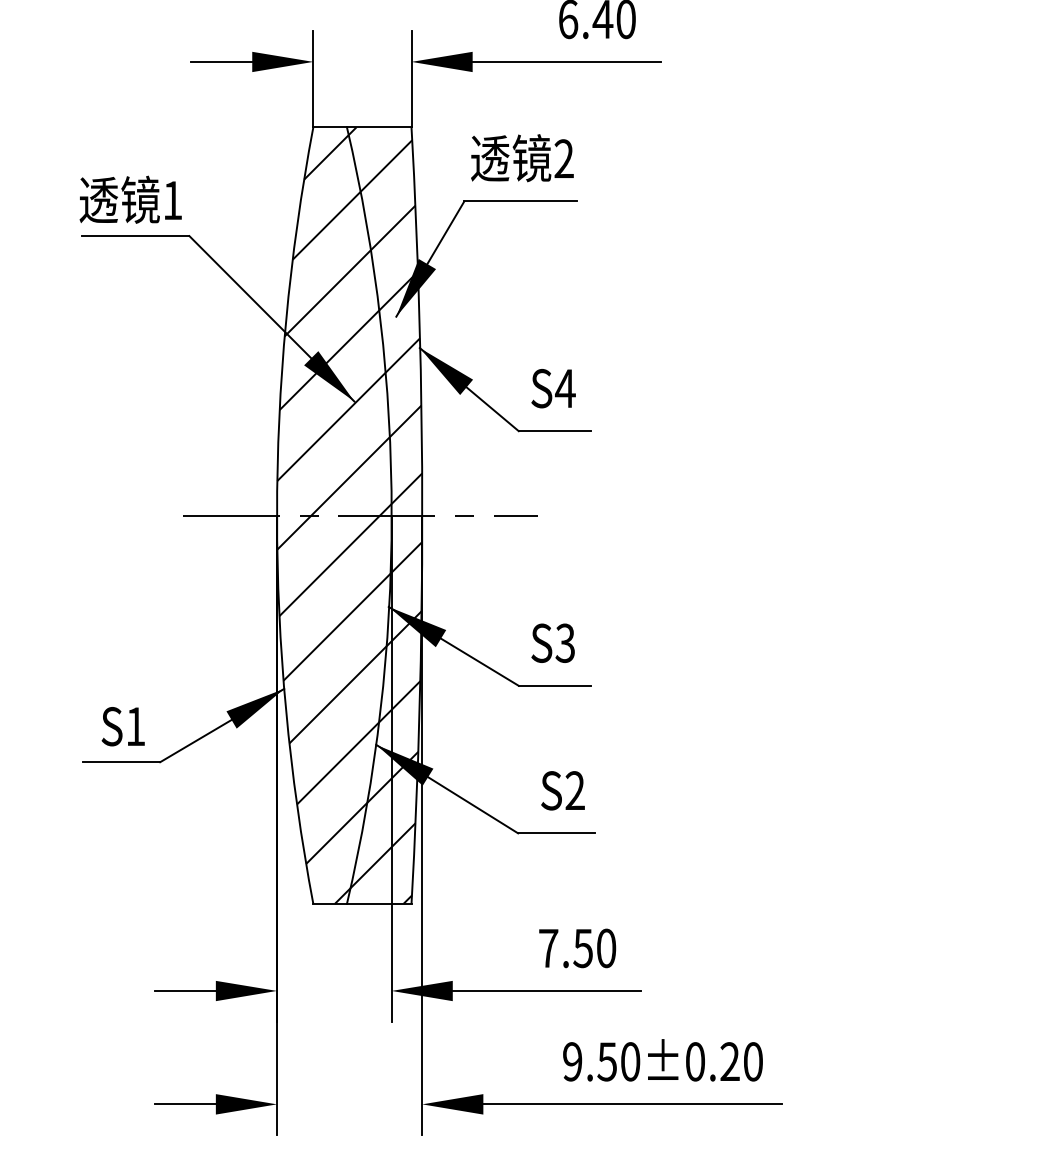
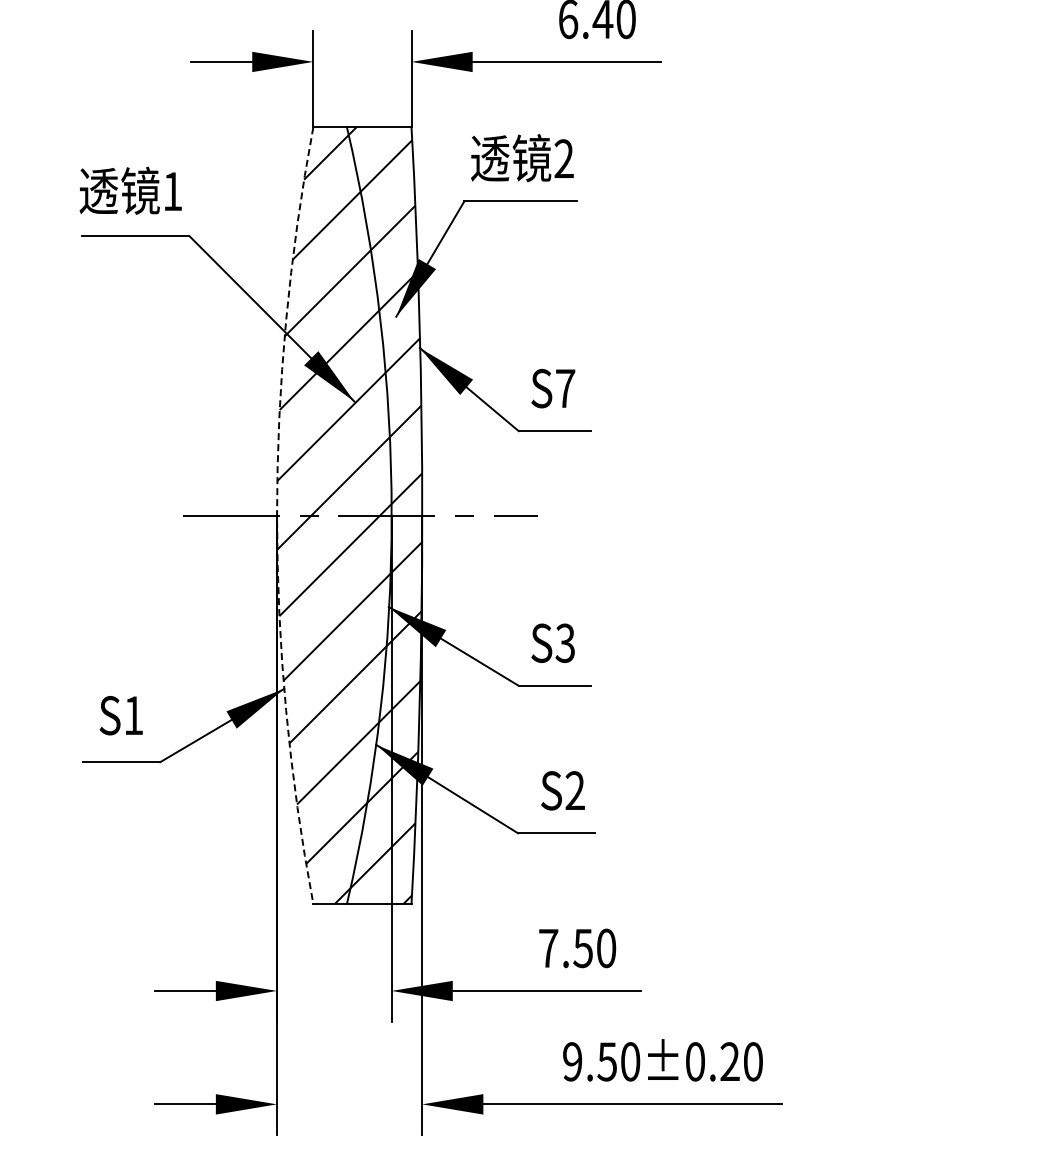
text position: (130, 199) -> (130, 190) (130, 190)
text: S4 -> S7 (565, 388)
arc: solid -> dashed (277, 515)
text position: (122, 726) -> (120, 715) (120, 715)
